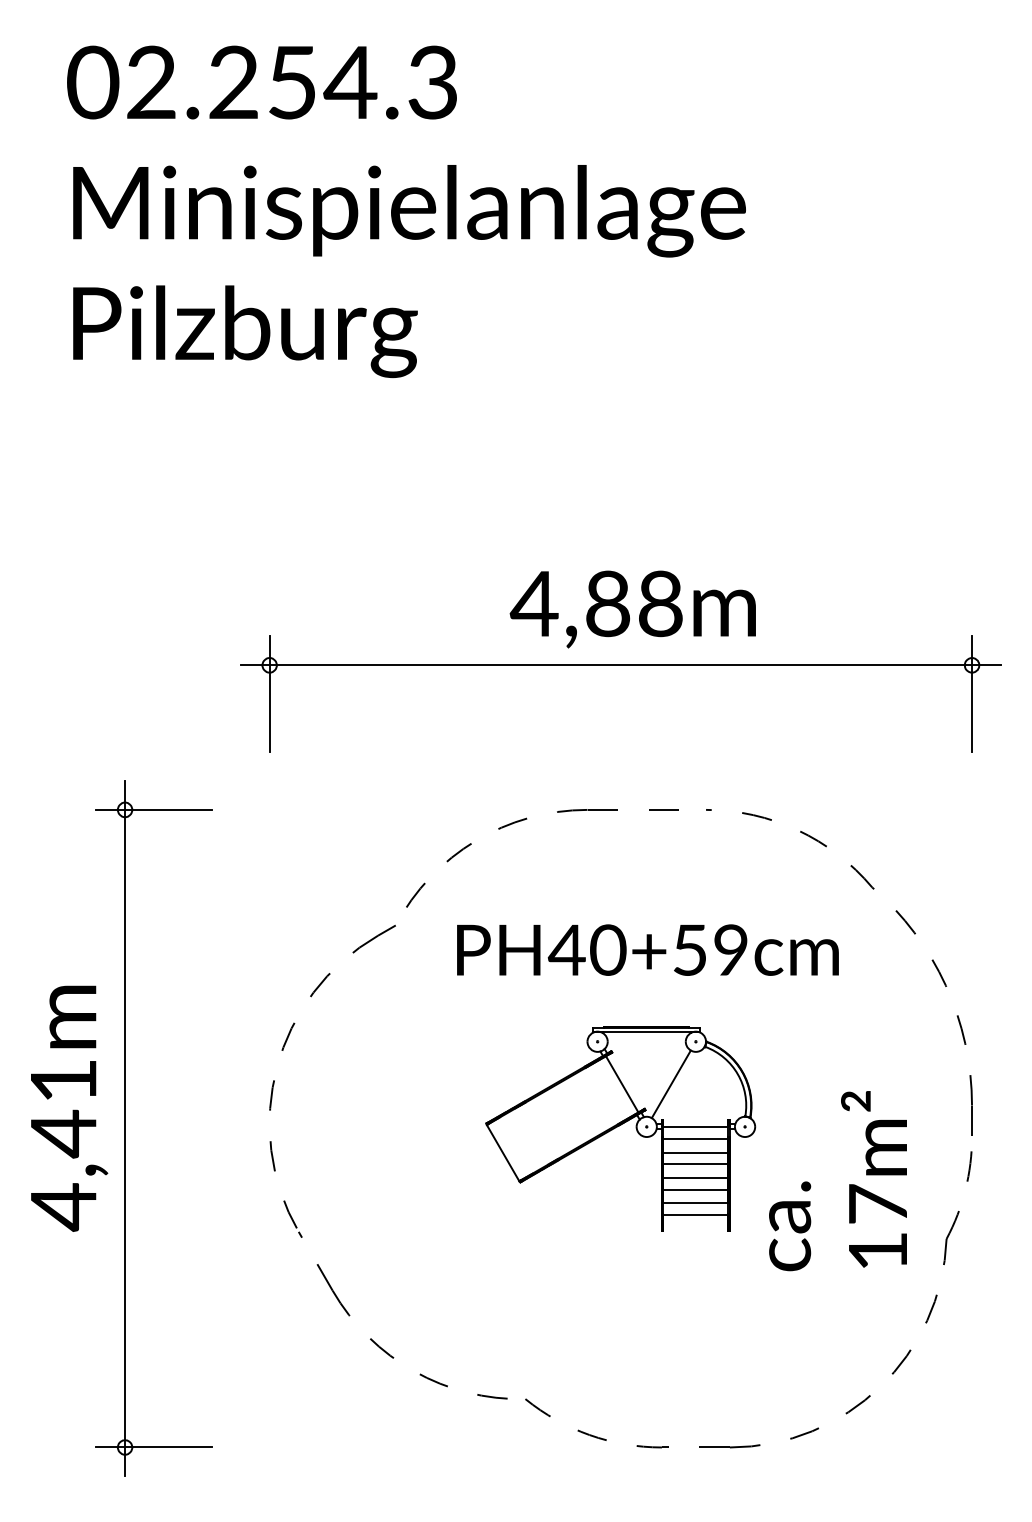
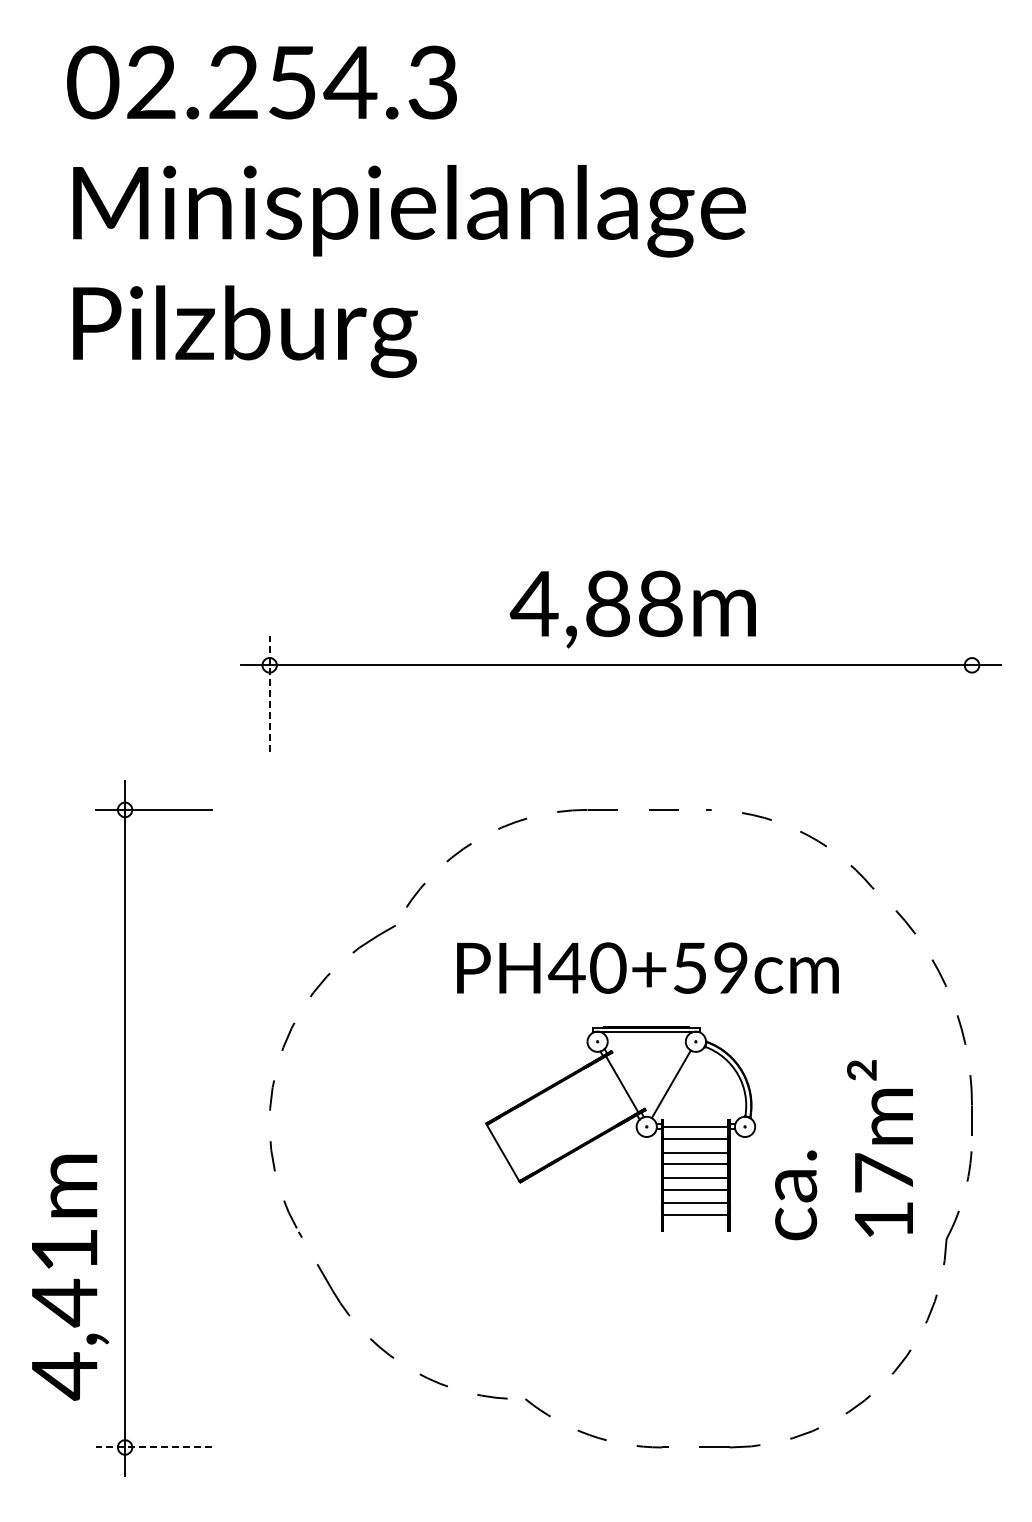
line: solid -> dashed (269, 694)
line: present -> none (971, 694)
text position: (647, 949) -> (647, 967) (647, 967)
text position: (69, 1108) -> (70, 1277) (70, 1277)
text position: (837, 1181) -> (843, 1150) (843, 1150)
line: solid -> dashed (154, 1447)
